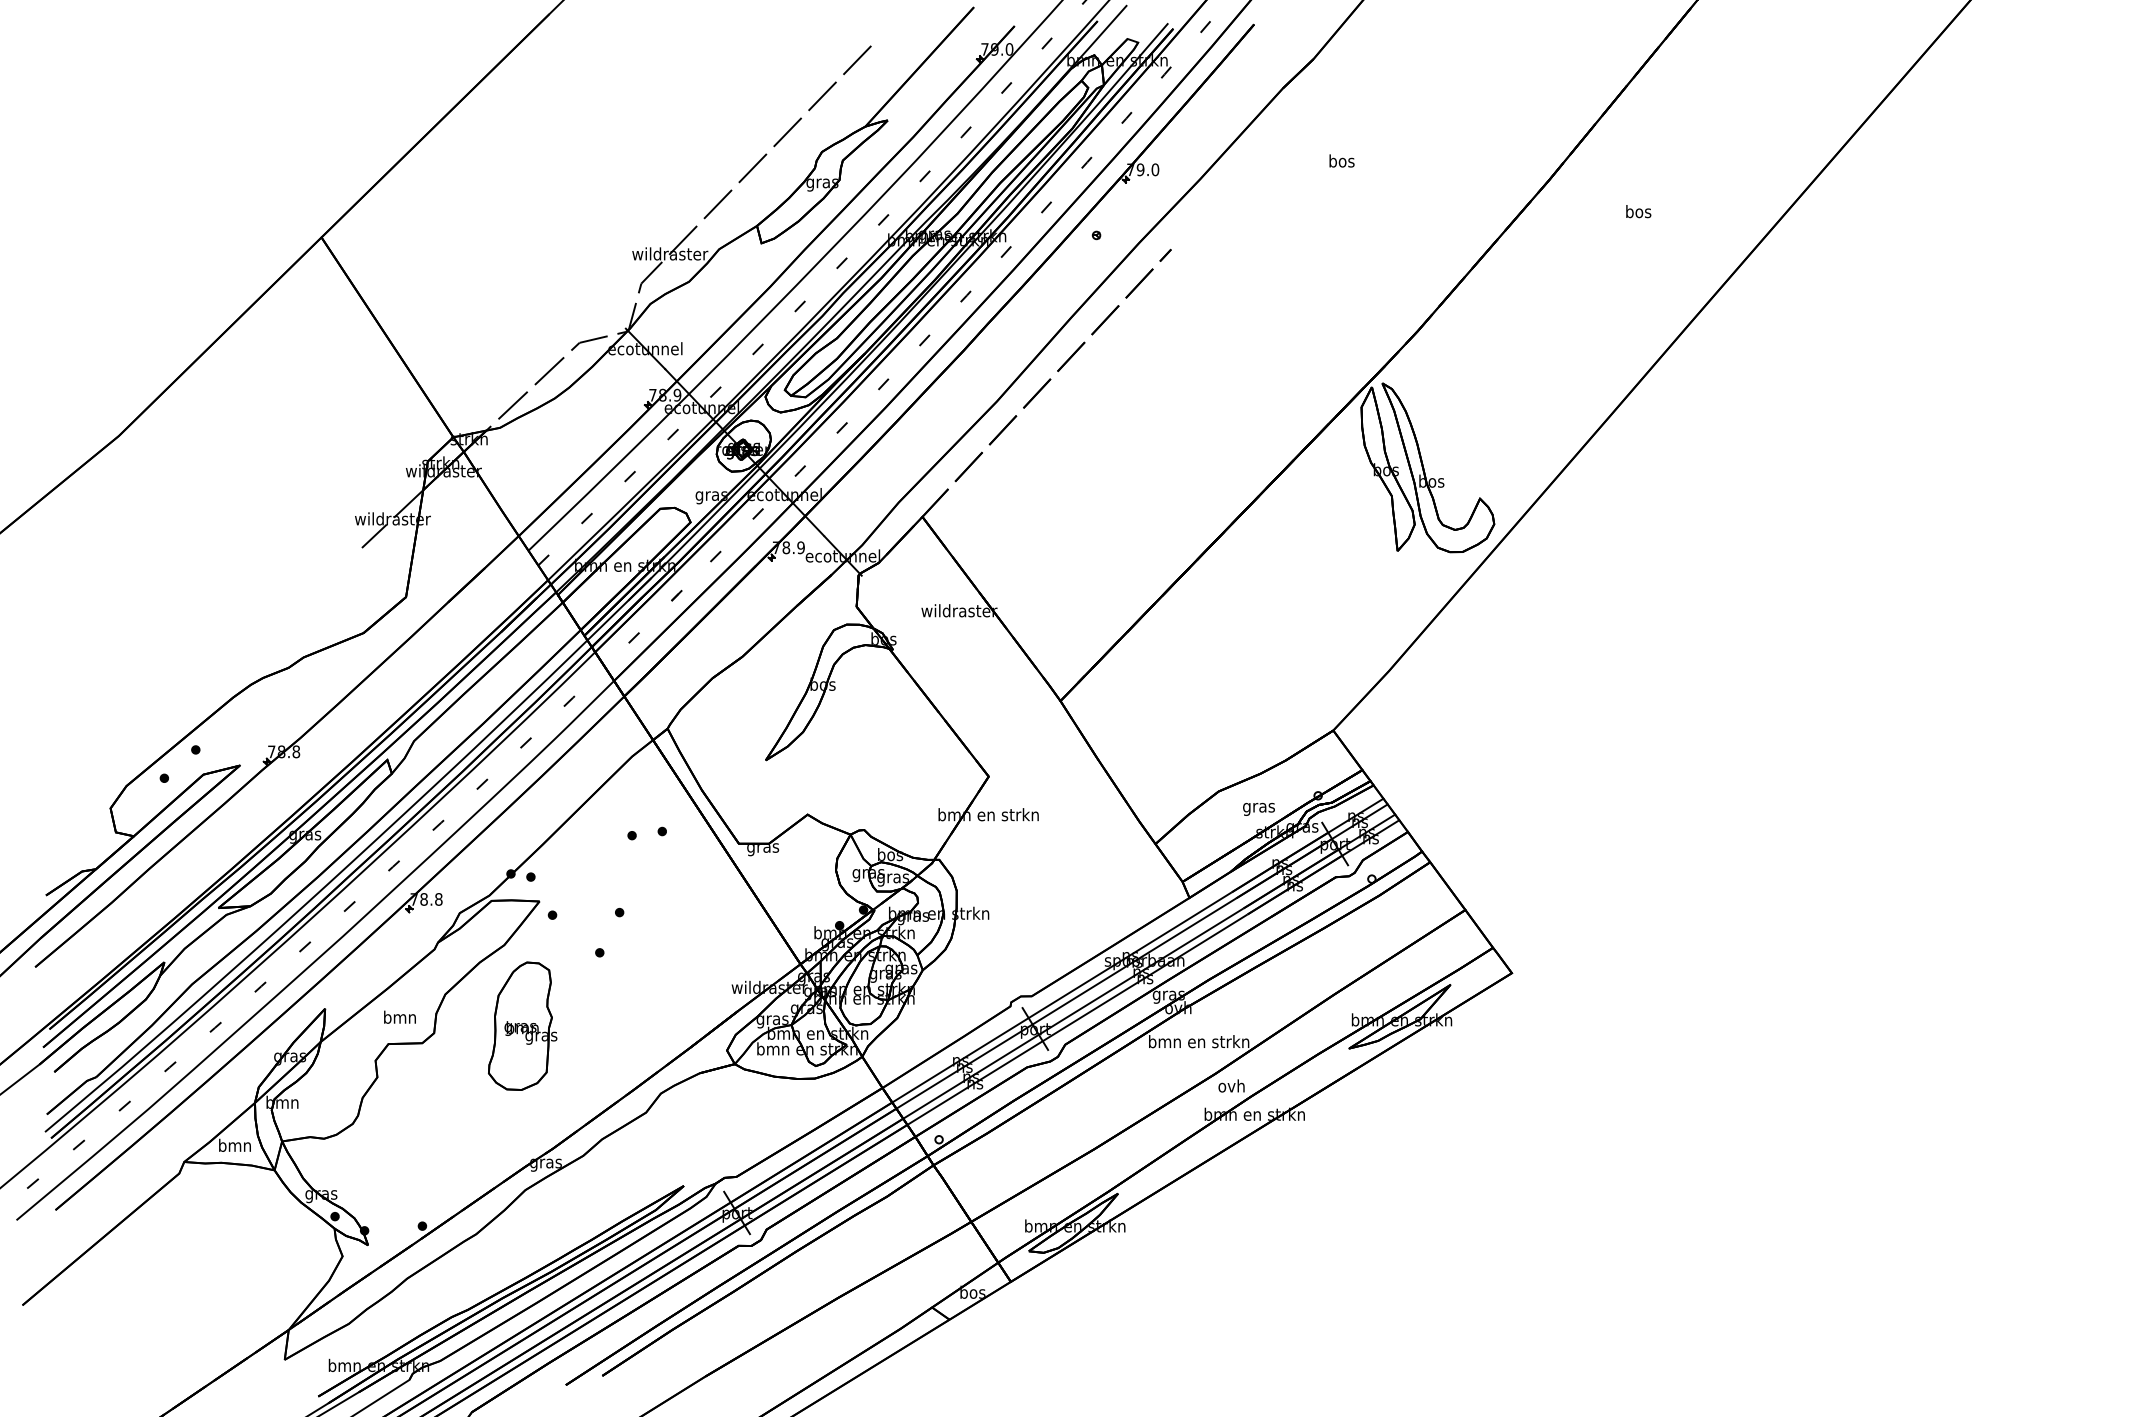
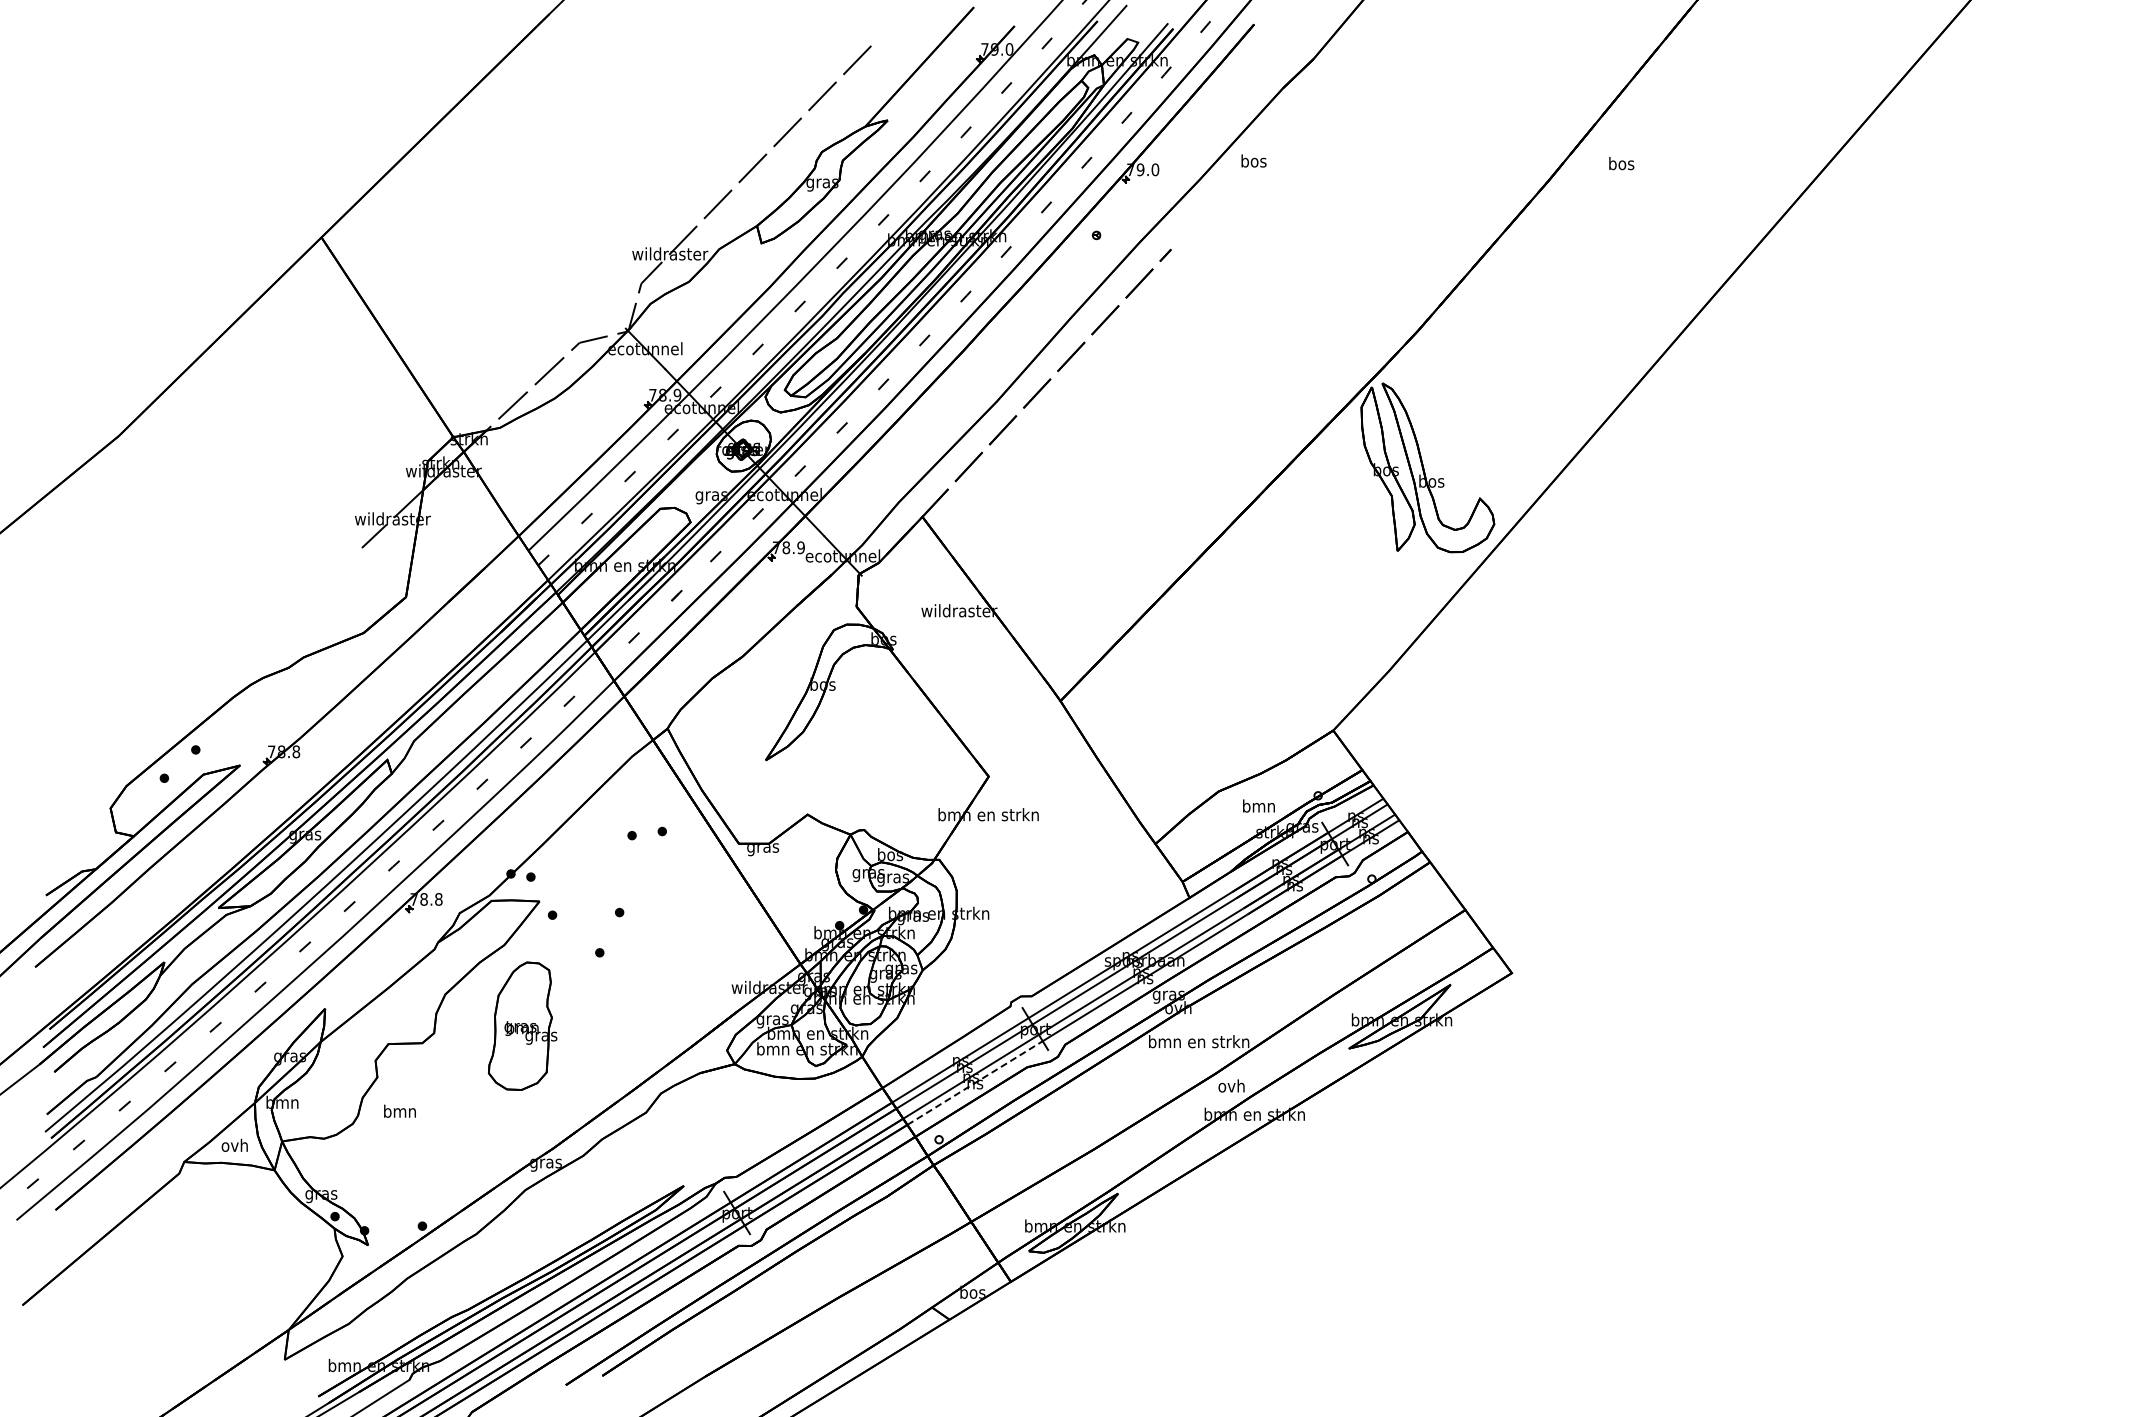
text position: (1341, 160) -> (1253, 160) (1253, 160)
text position: (1638, 211) -> (1621, 163) (1621, 163)
text: gras -> bmn (1258, 807)
text position: (399, 1016) -> (399, 1110) (399, 1110)
line: solid -> dashed (975, 1083)
text: bmn -> ovh (234, 1144)
